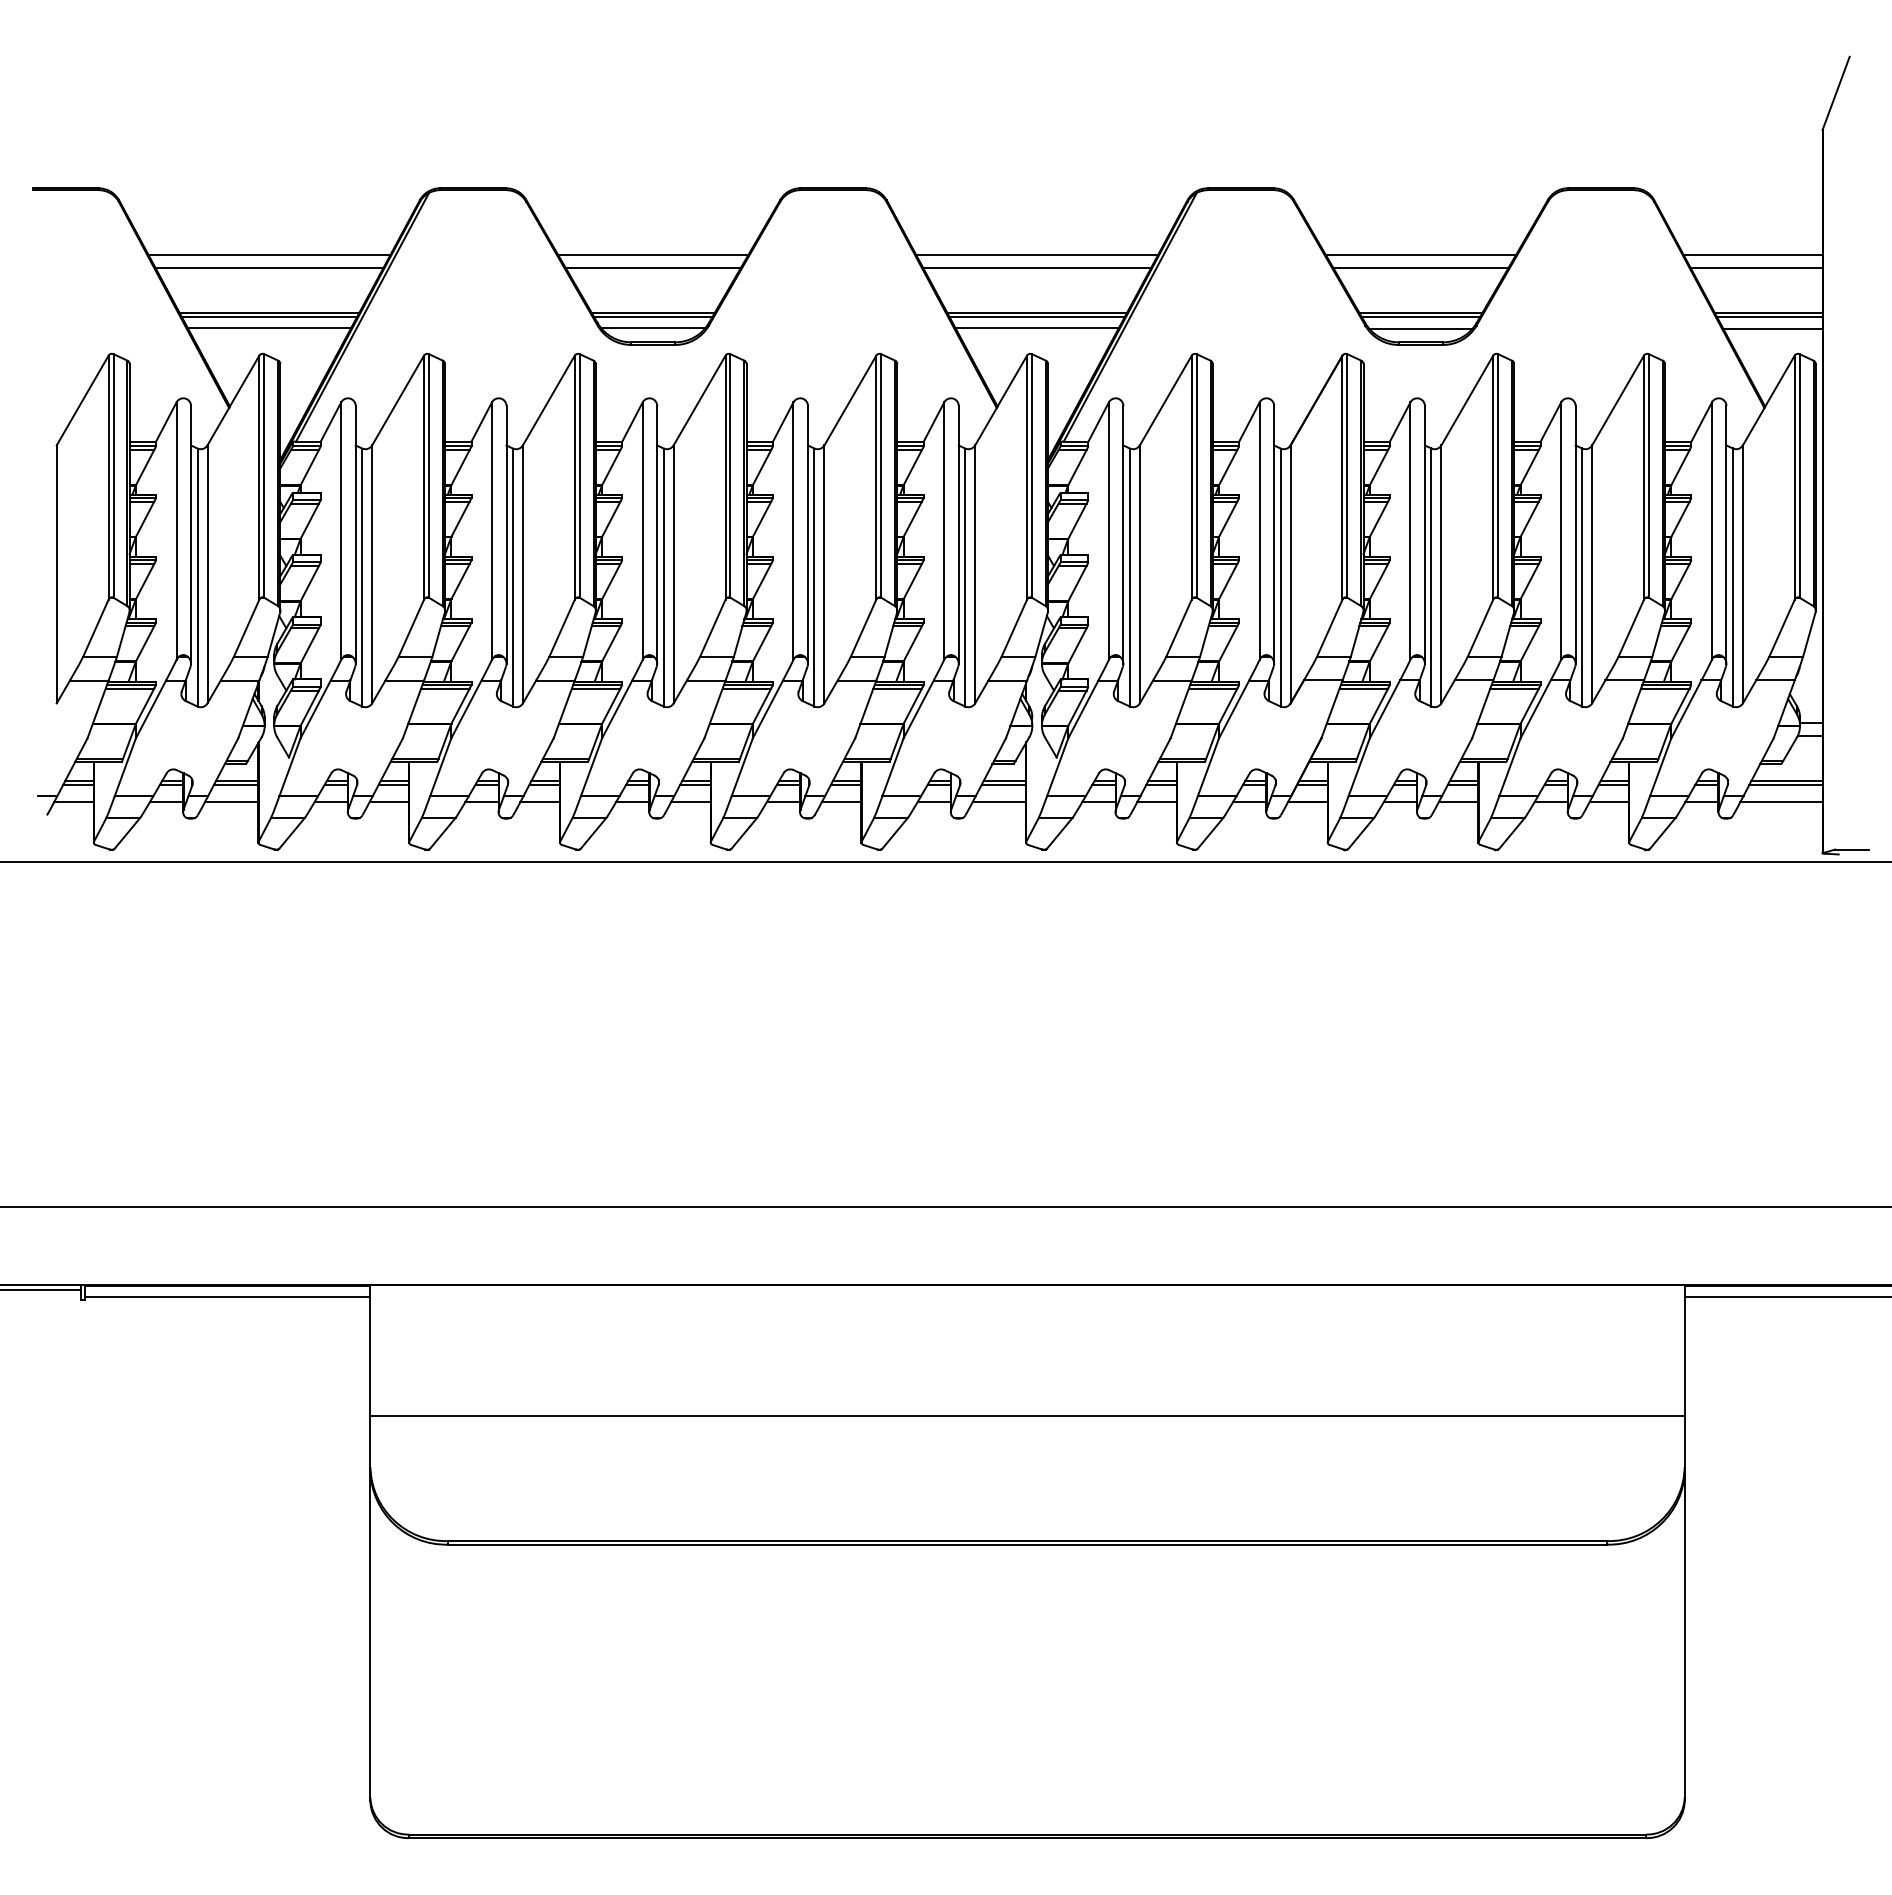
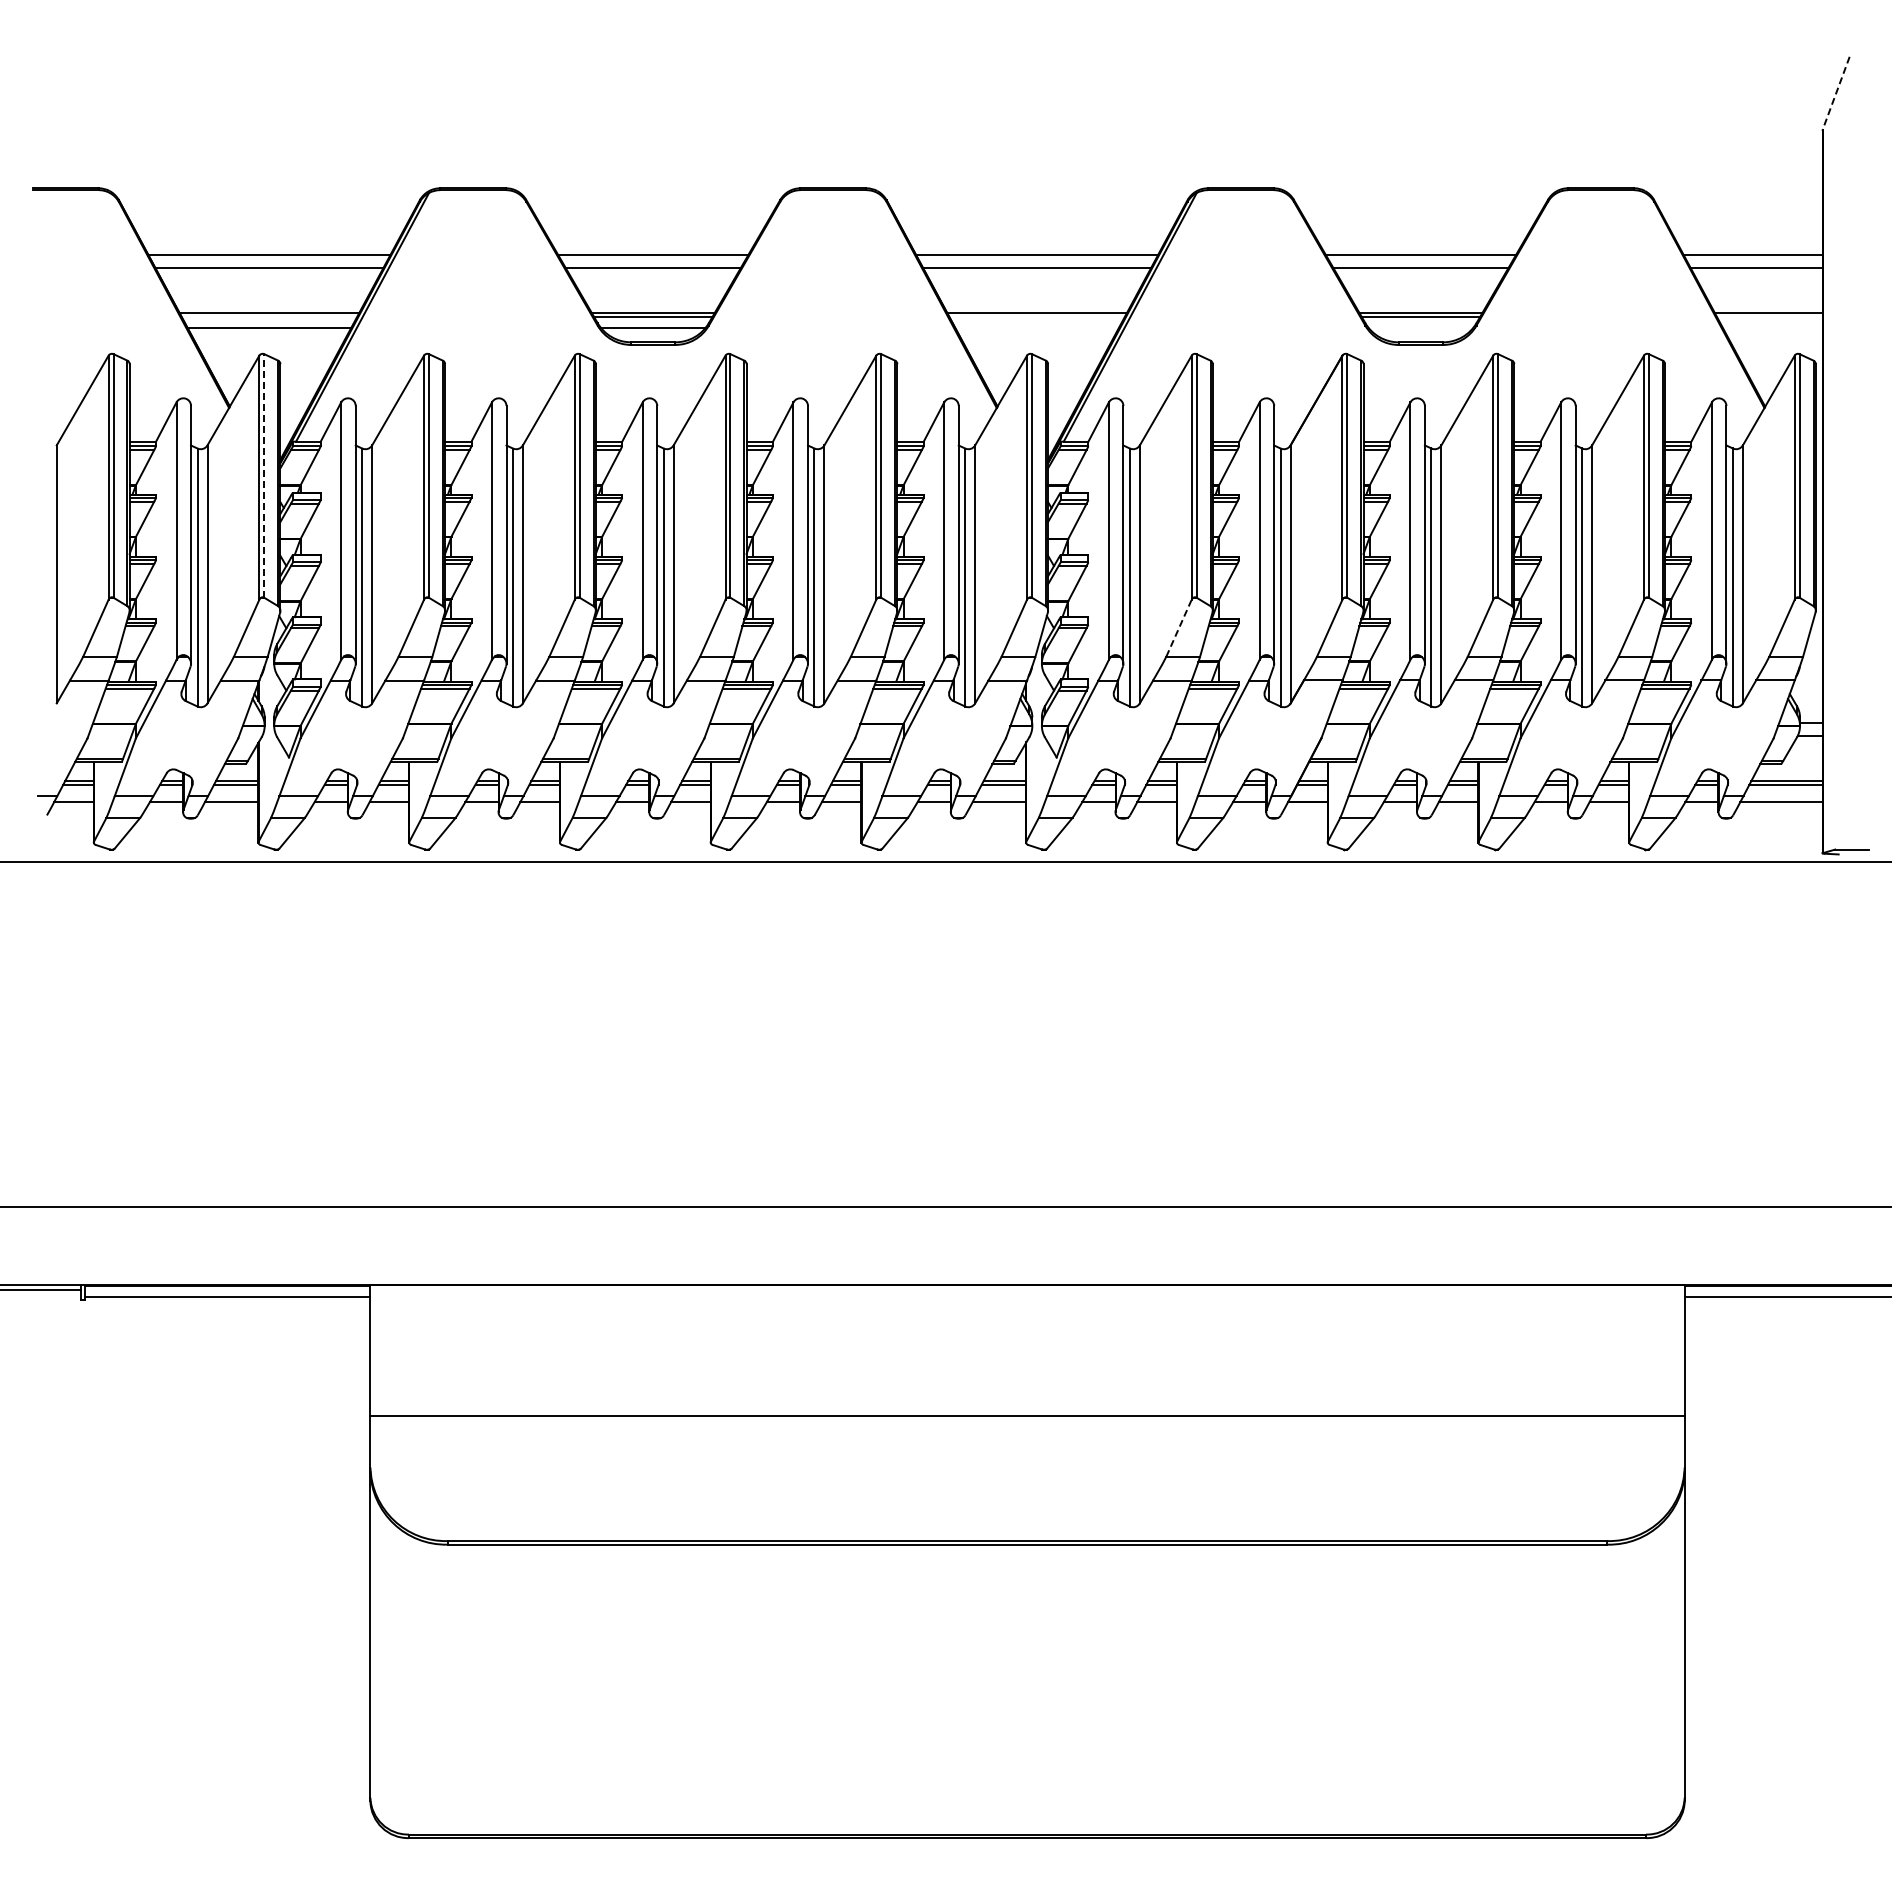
line: solid -> dashed (1836, 93)
line: present -> none (269, 316)
line: present -> none (1036, 316)
line: present -> none (1769, 316)
line: present -> none (1036, 328)
line: present -> none (1420, 328)
line: present -> none (1772, 328)
line: solid -> dashed (264, 475)
line: solid -> dashed (1179, 627)
